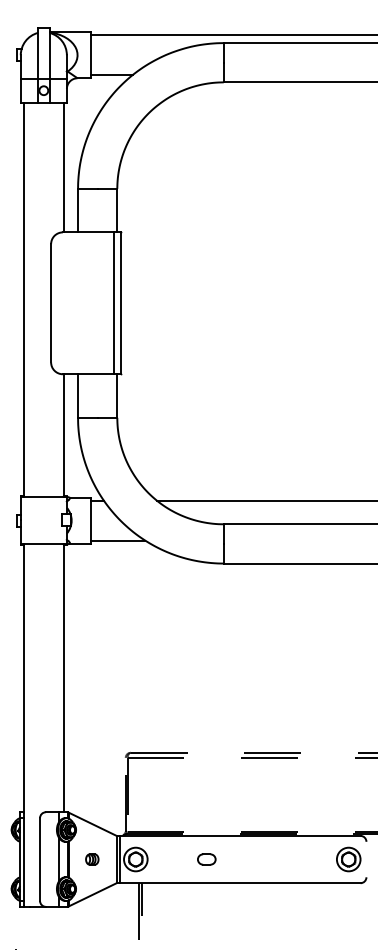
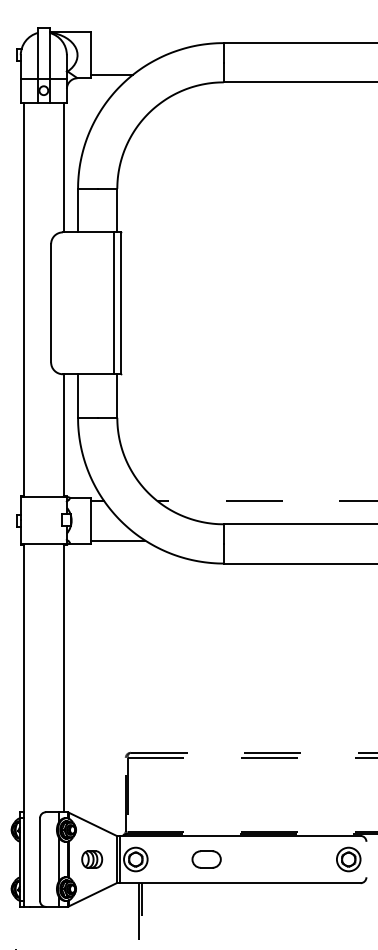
line: present -> none (232, 35)
line: solid -> dashed (267, 500)
part size: 15x13 px -> 23x19 px (92, 859)
part size: 20x13 px -> 31x19 px (206, 859)
